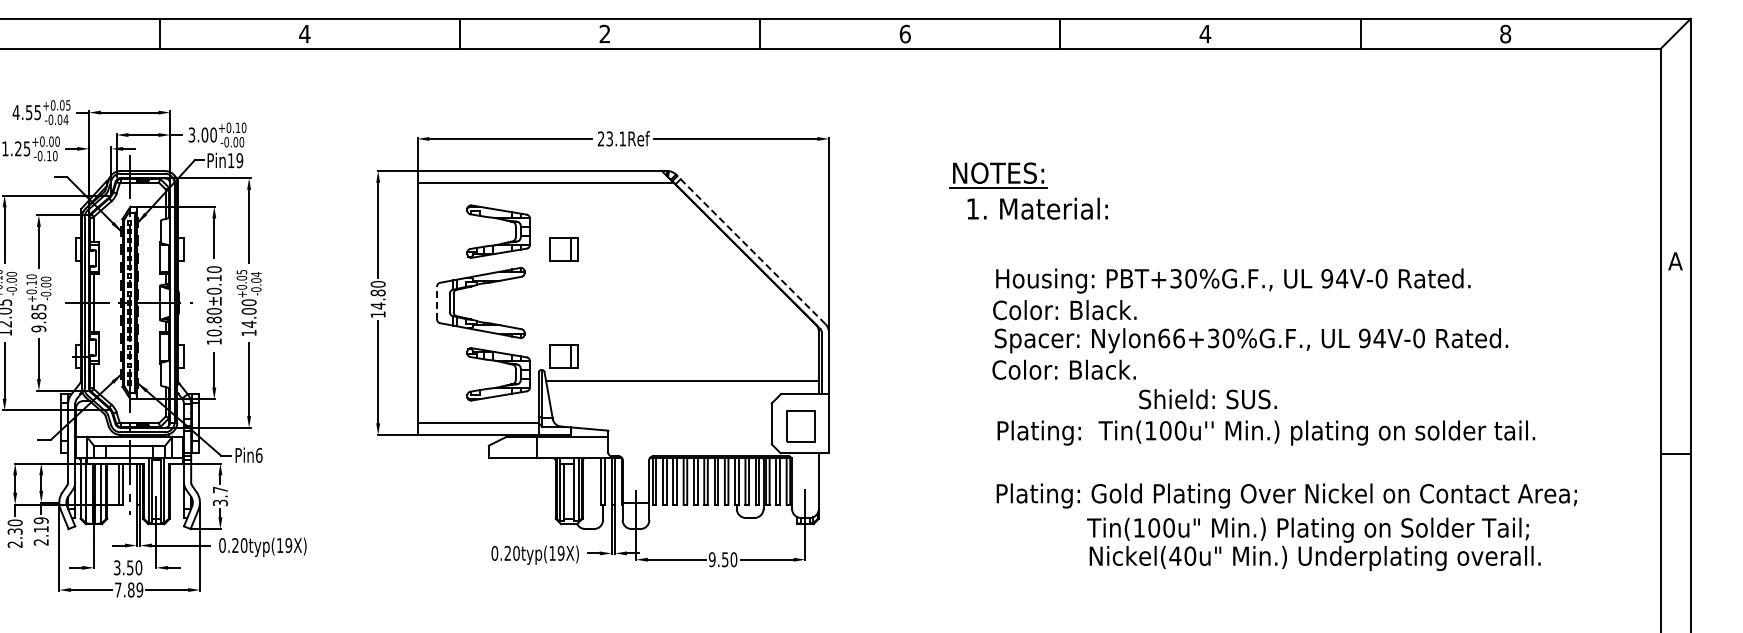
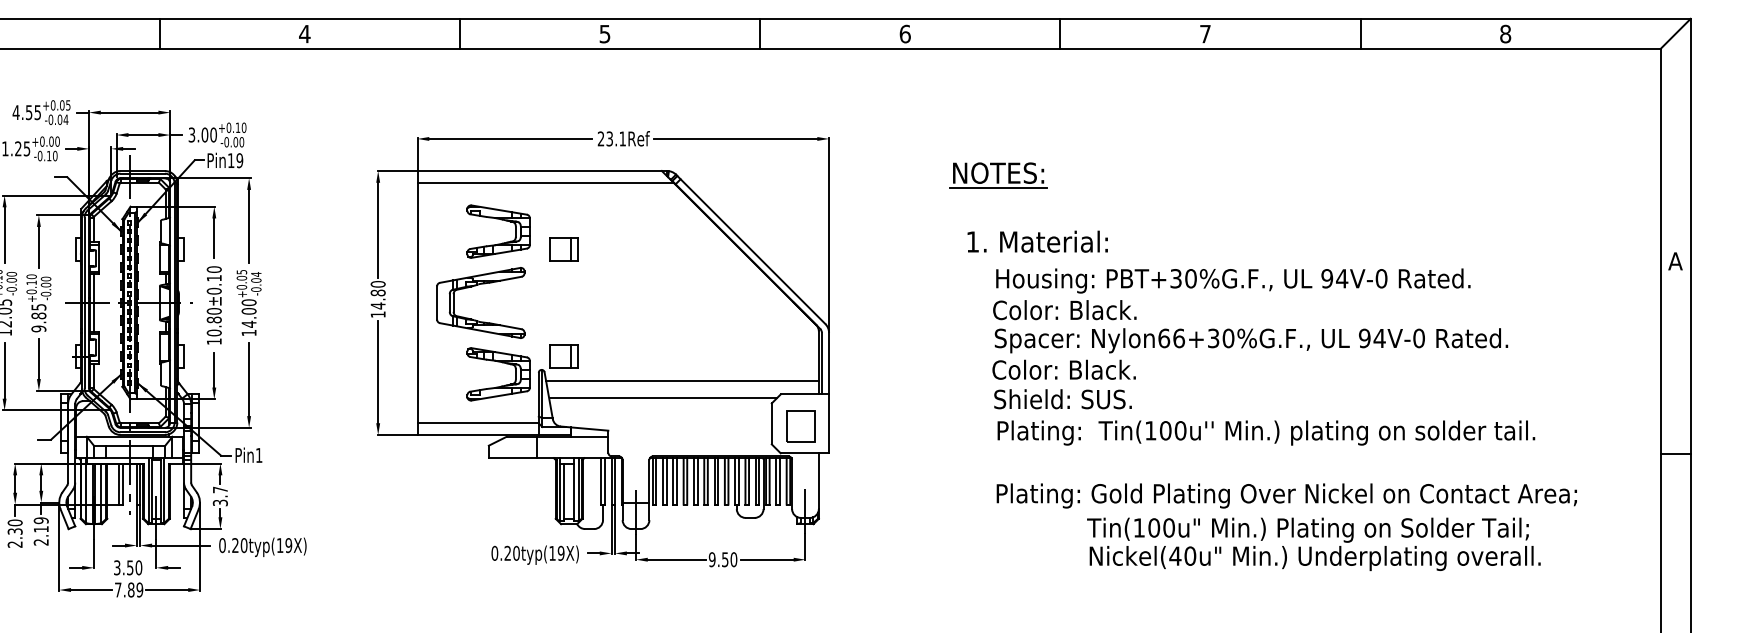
text: 2 -> 5 (604, 33)
text: 4 -> 7 (1205, 34)
text position: (1037, 208) -> (1037, 241) (1037, 241)
line: dashed -> solid (750, 249)
line: dashed -> solid (437, 303)
line: none -> present (663, 398)
text position: (1207, 399) -> (1062, 399) (1062, 399)
text: Pin6 -> Pin1 (258, 455)
